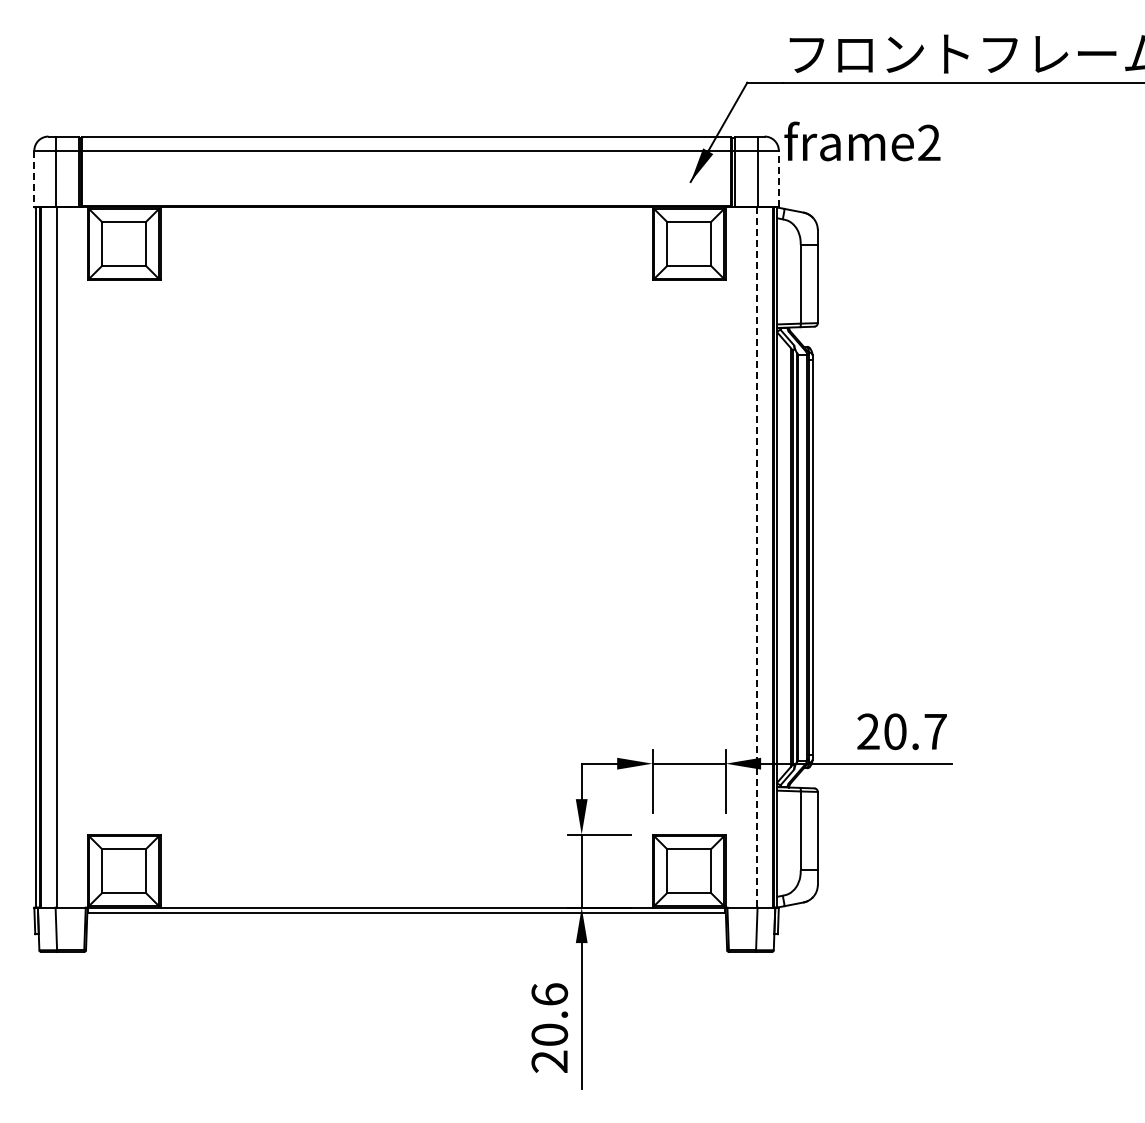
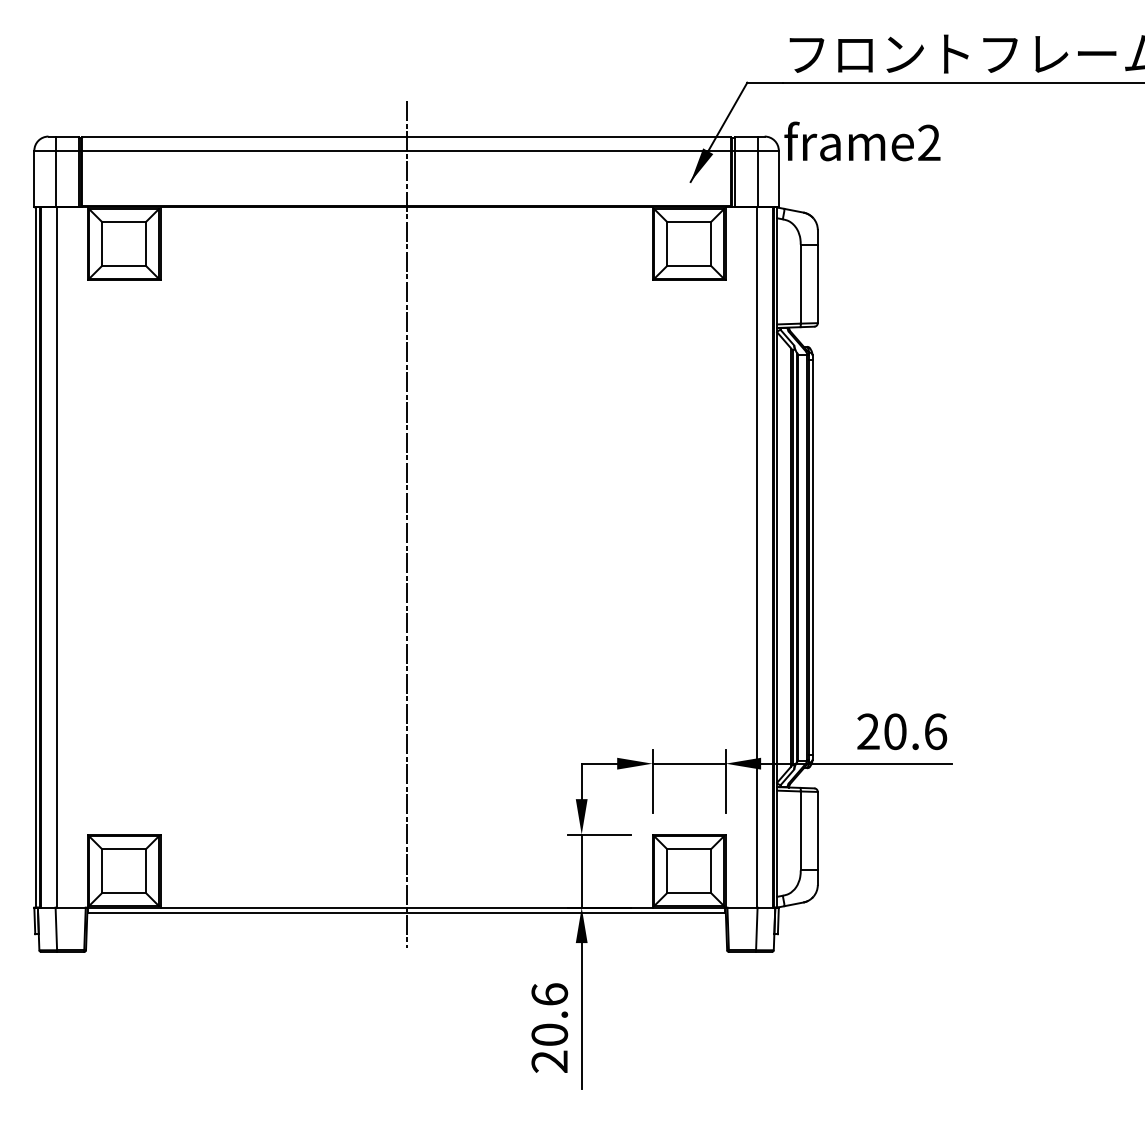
line: dashed -> solid (34, 178)
line: dashed -> solid (778, 178)
line: none -> present (406, 524)
line: dashed -> solid (756, 558)
text: 20.7 -> 20.6 (935, 731)
